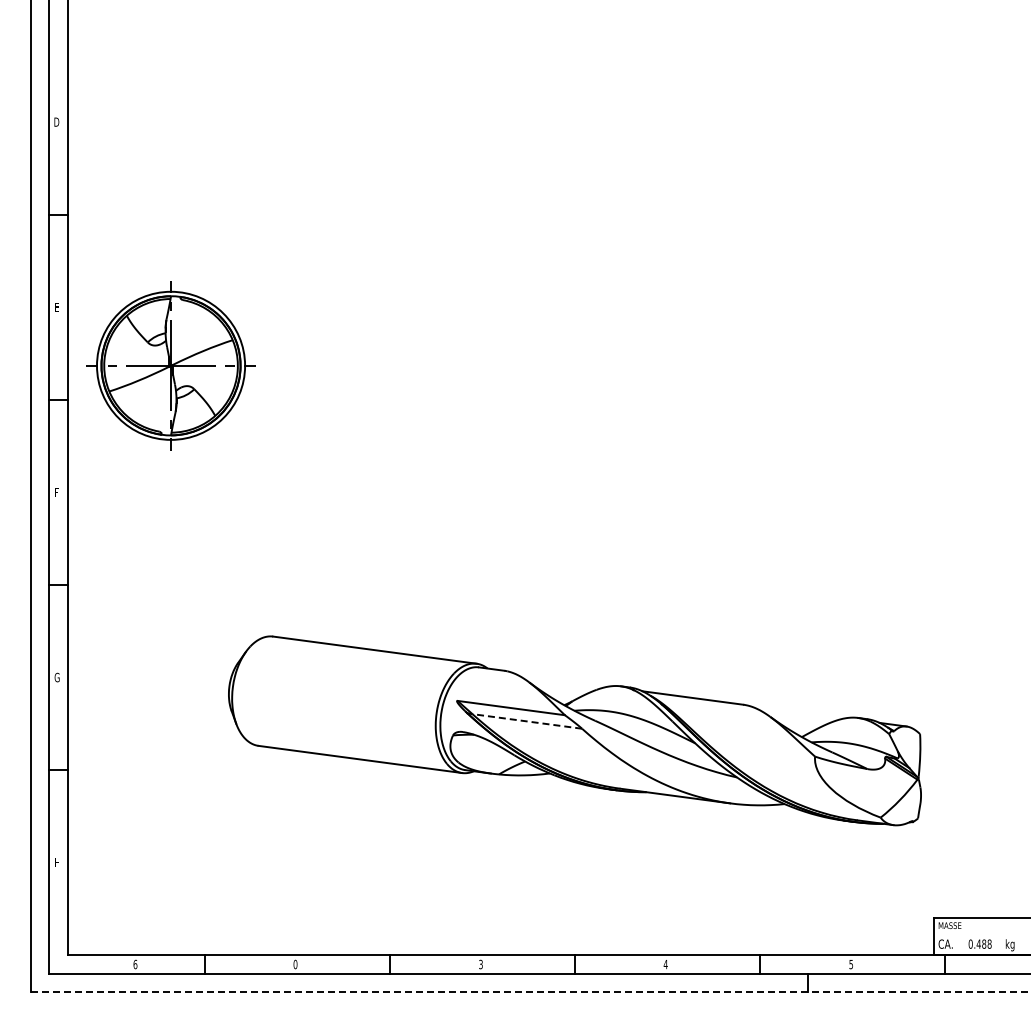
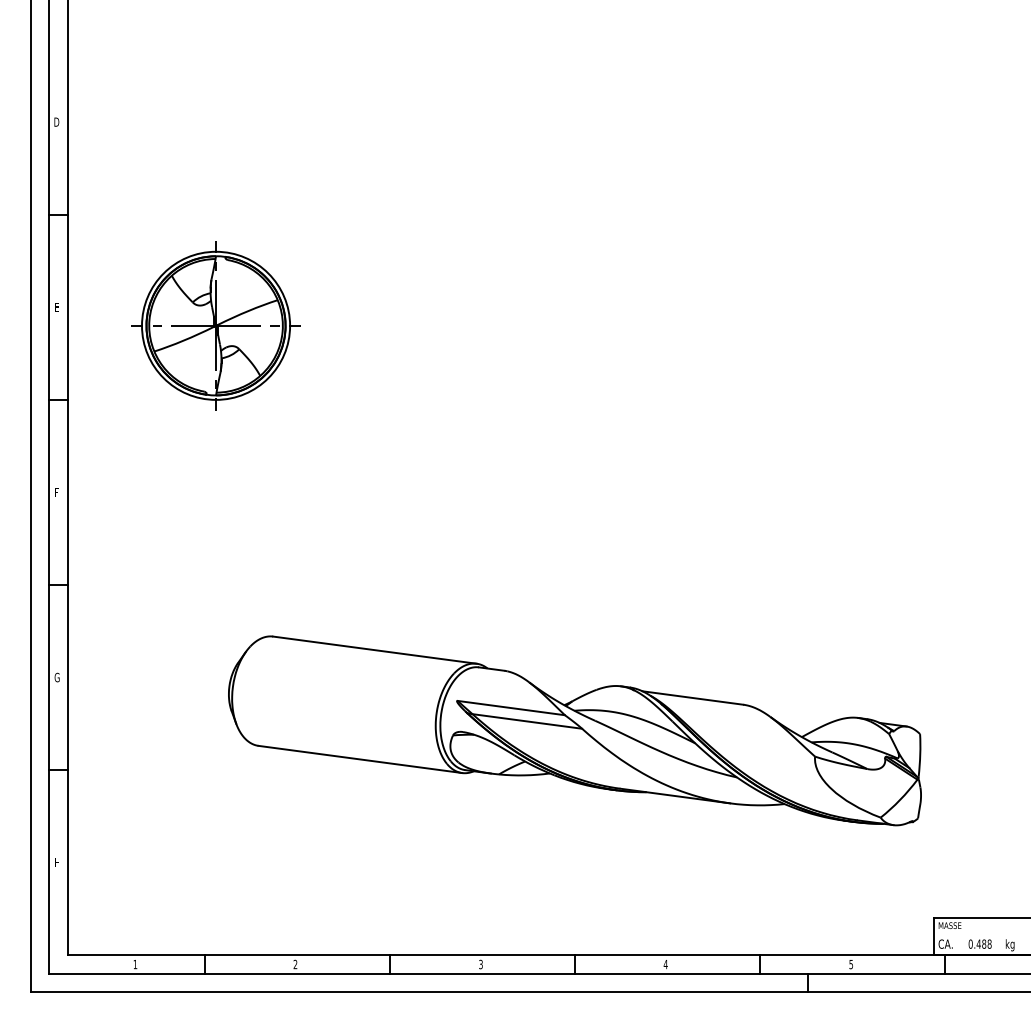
part position: (170, 365) -> (215, 325) (215, 325)
line: dashed -> solid (526, 721)
text: 6 -> 1 (135, 964)
text: 0 -> 2 (295, 964)
line: dashed -> solid (530, 992)
